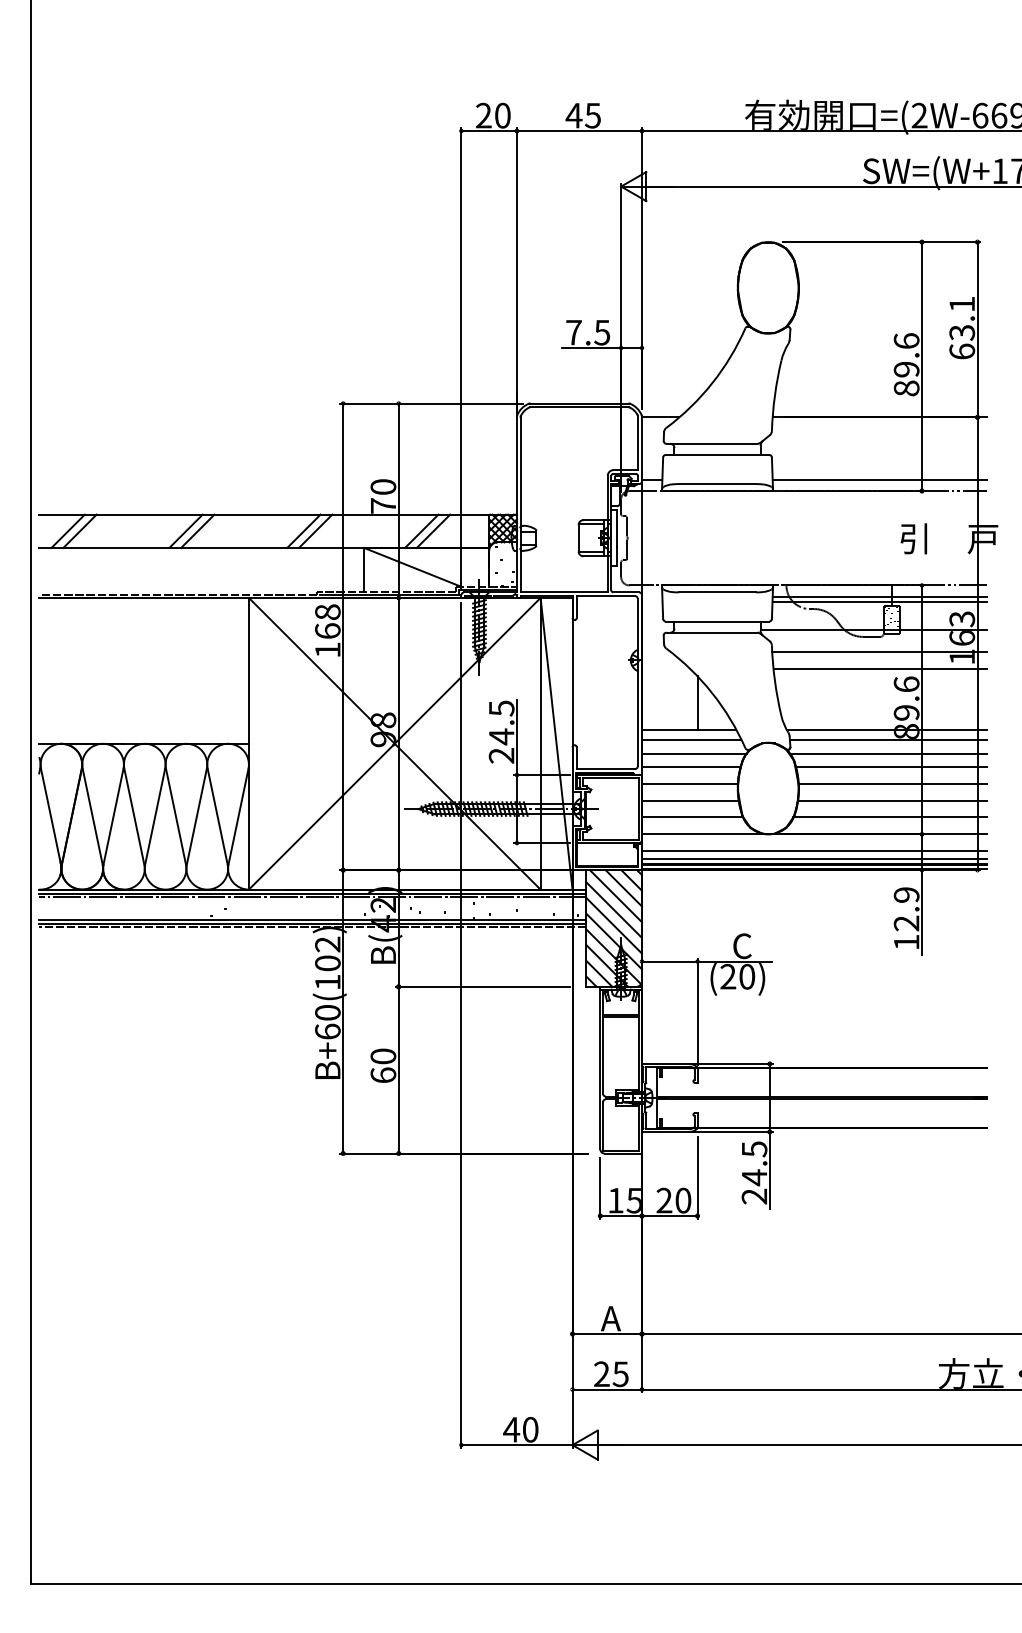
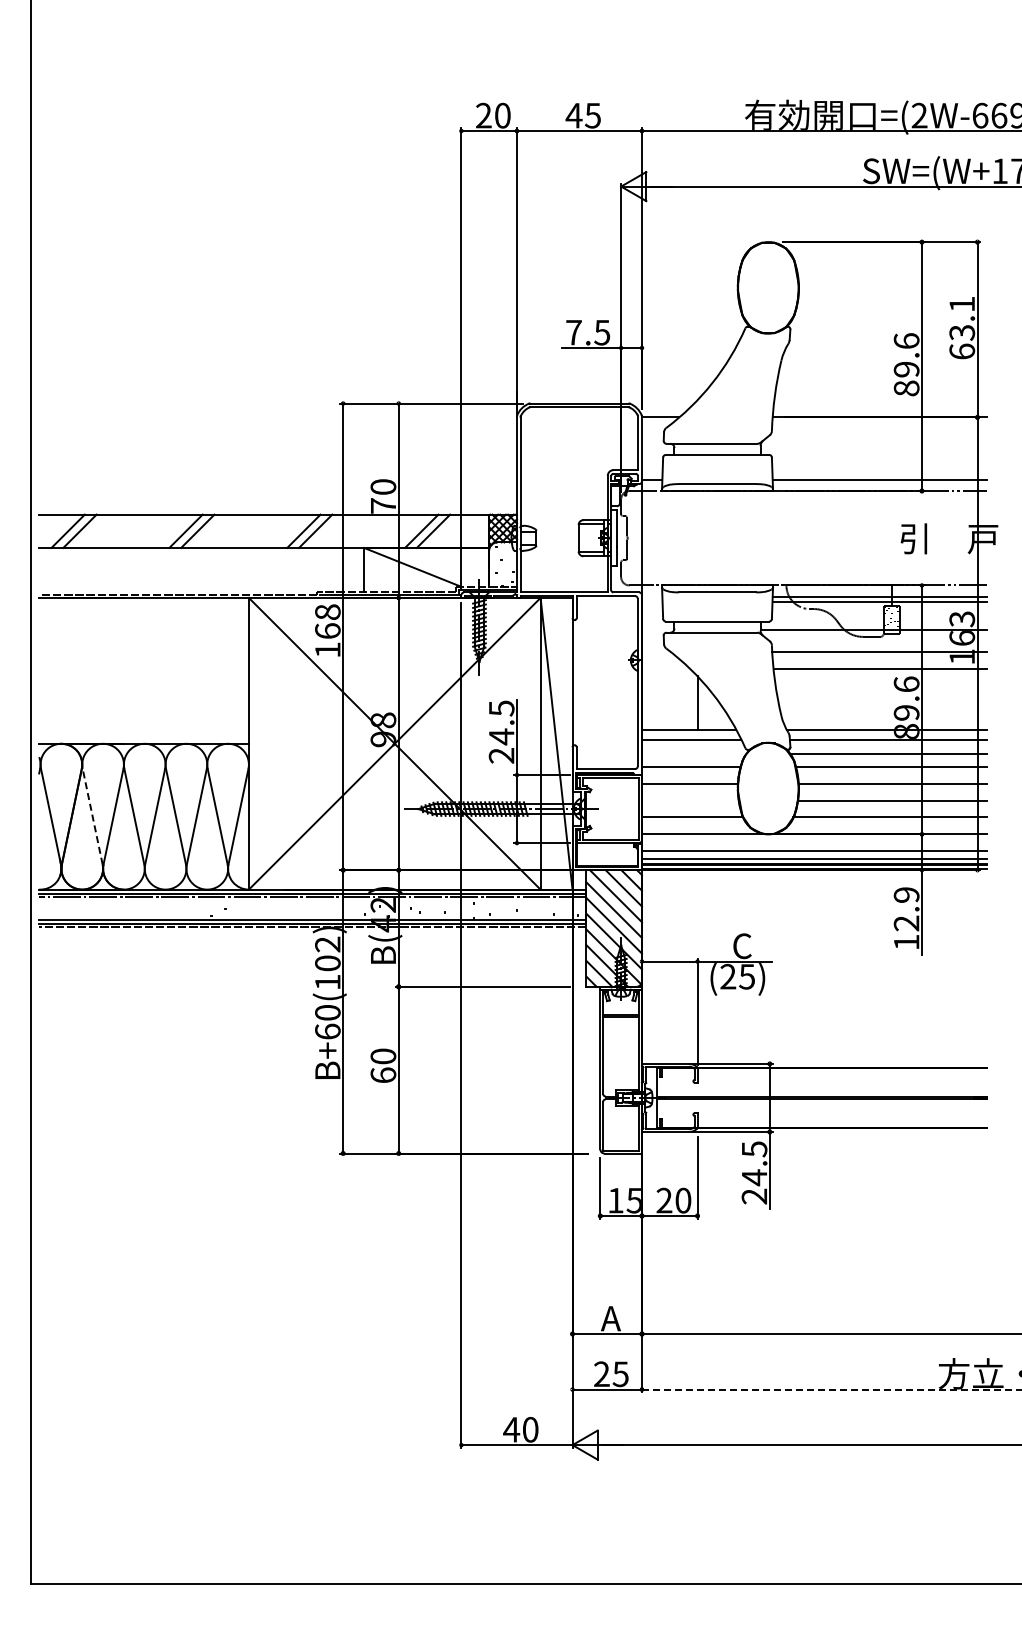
line: present -> none (693, 753)
line: present -> none (690, 800)
line: solid -> dashed (92, 816)
text: (20) -> (25) (747, 976)
line: solid -> dashed (831, 1389)
